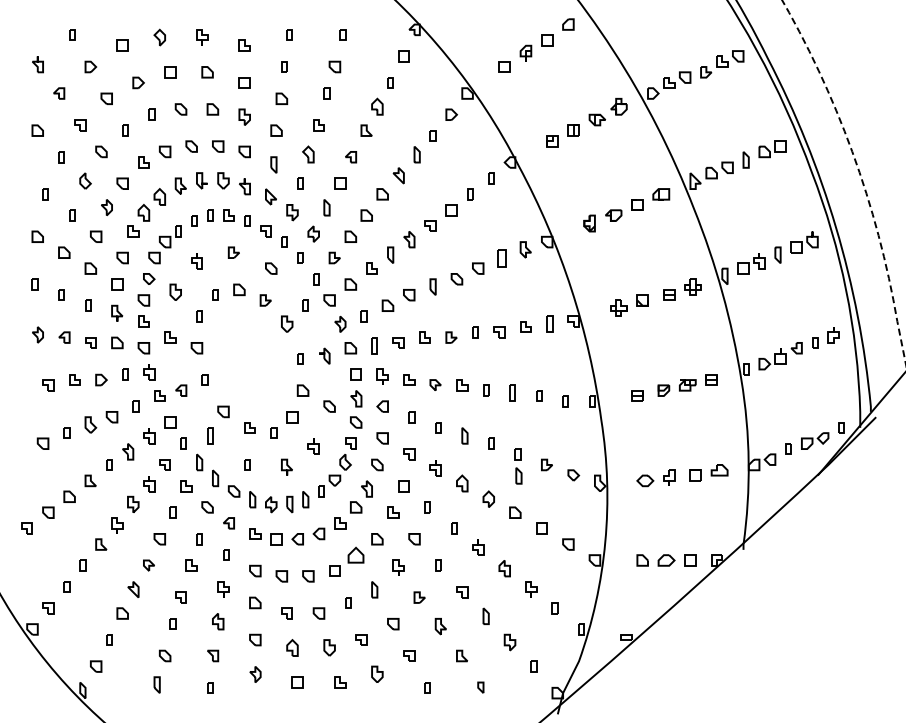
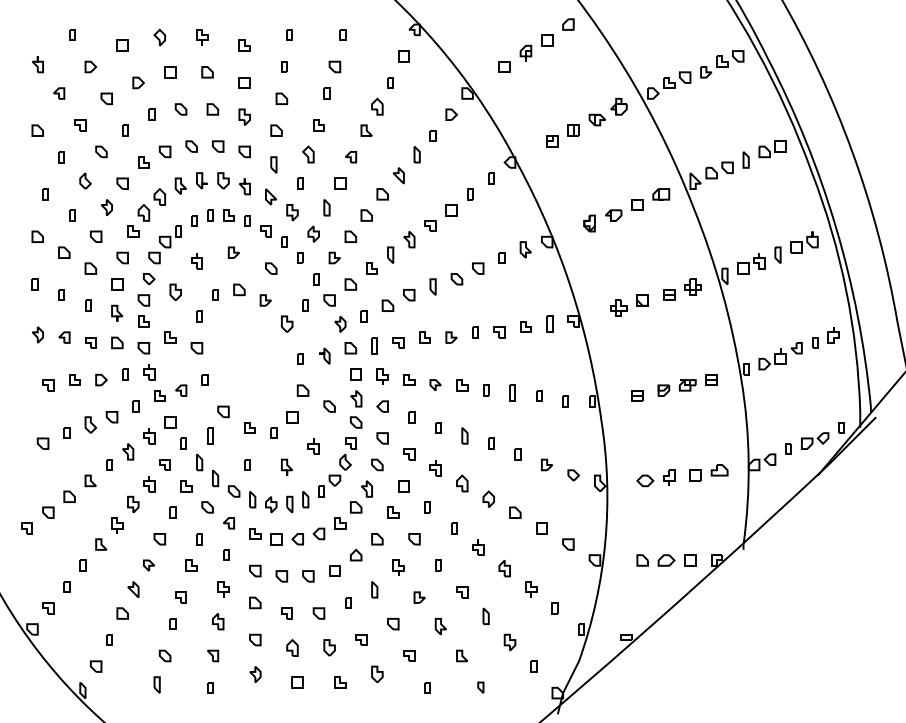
line: dashed -> solid (861, 177)
part size: 10x19 px -> 8x12 px (501, 257)
part: present -> none (518, 475)
part size: 18x18 px -> 13x14 px (356, 554)
